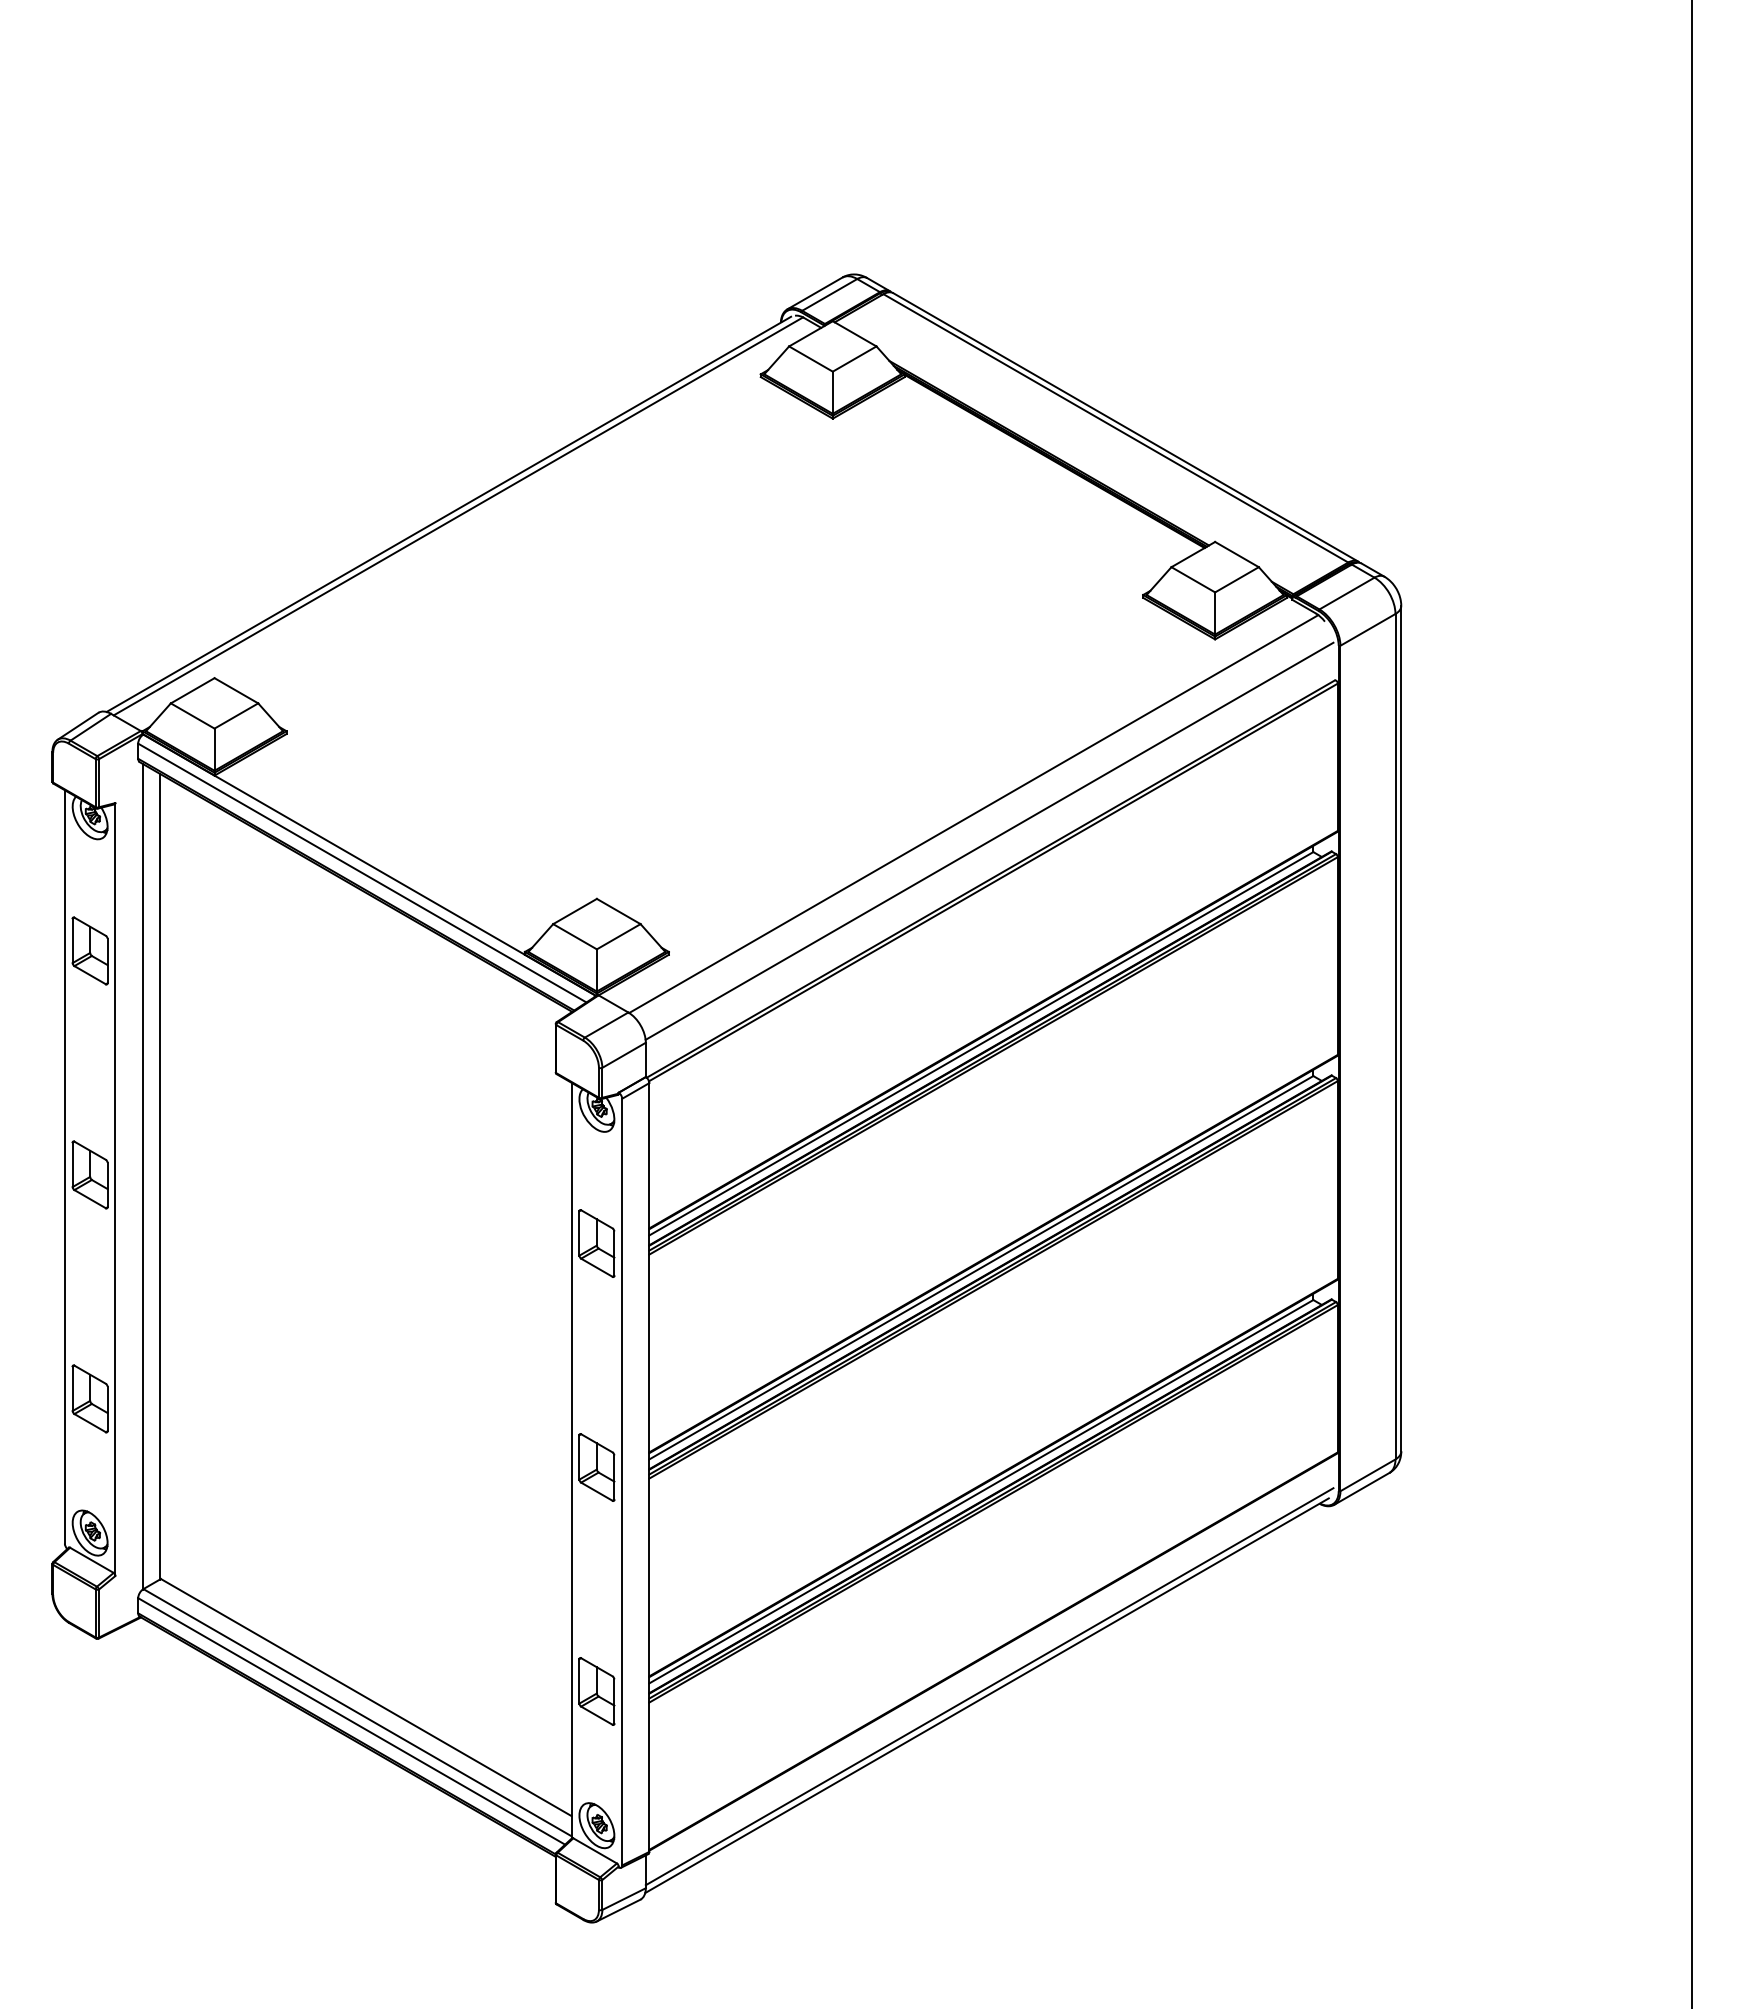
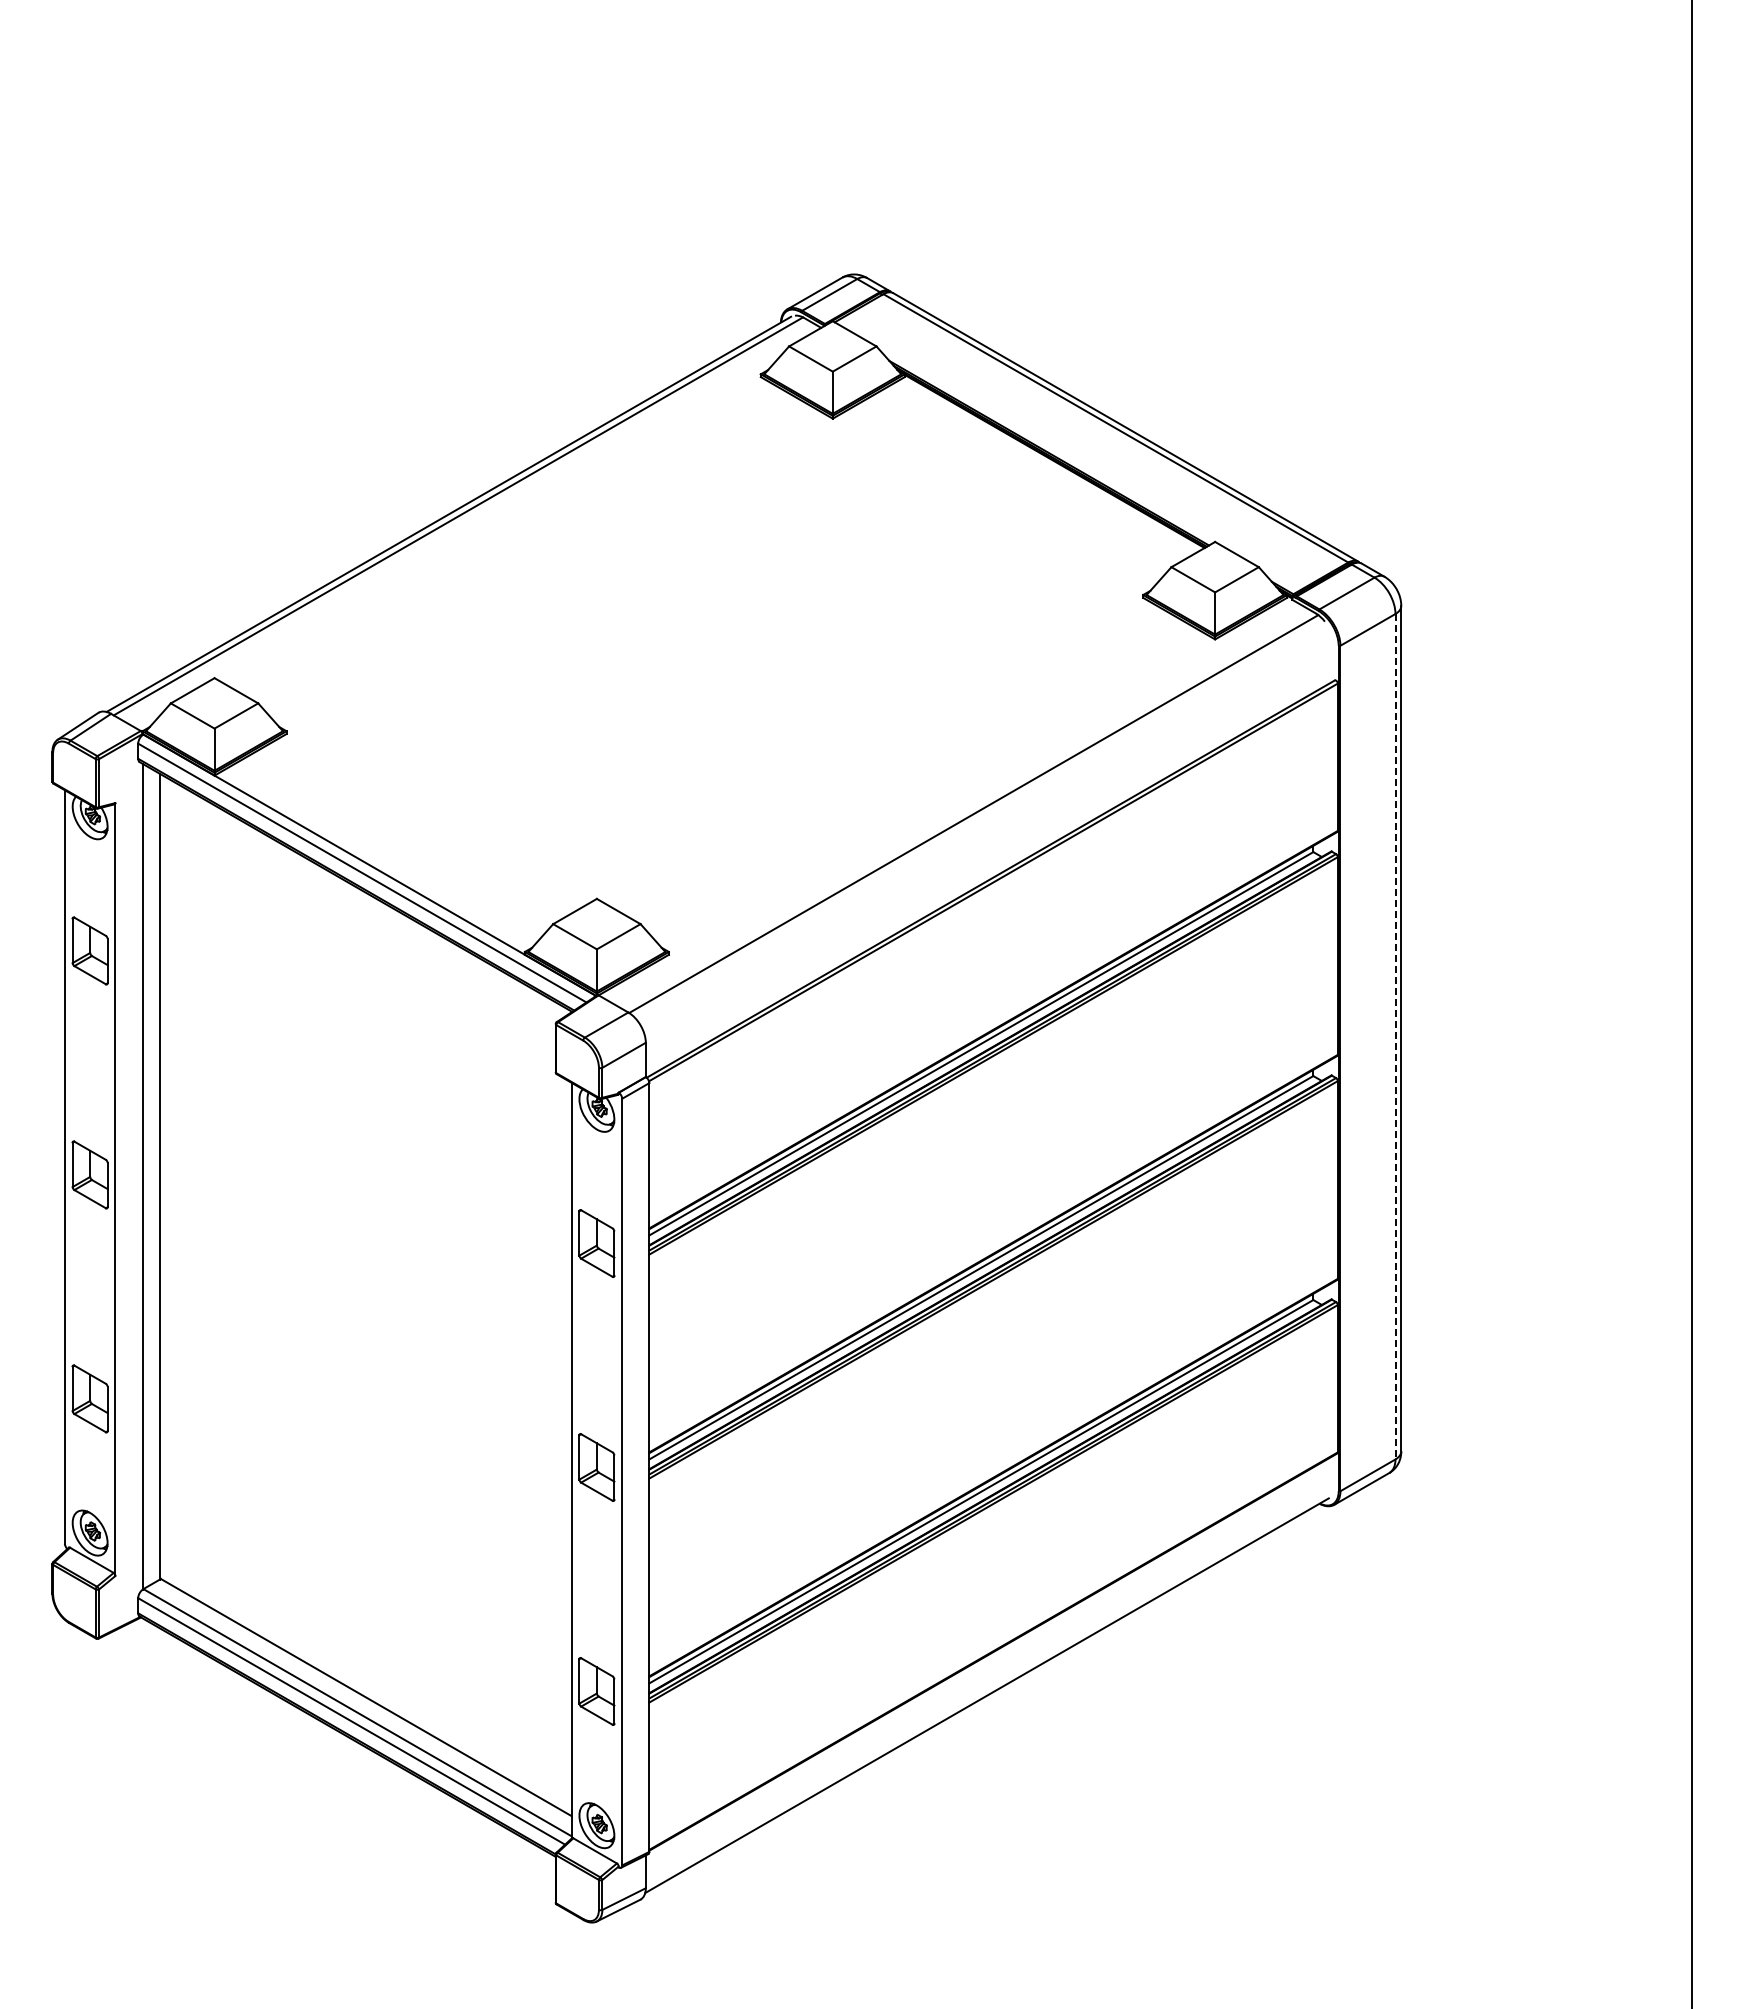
line: present -> none (989, 840)
line: solid -> dashed (1395, 1036)
line: present -> none (989, 1686)
